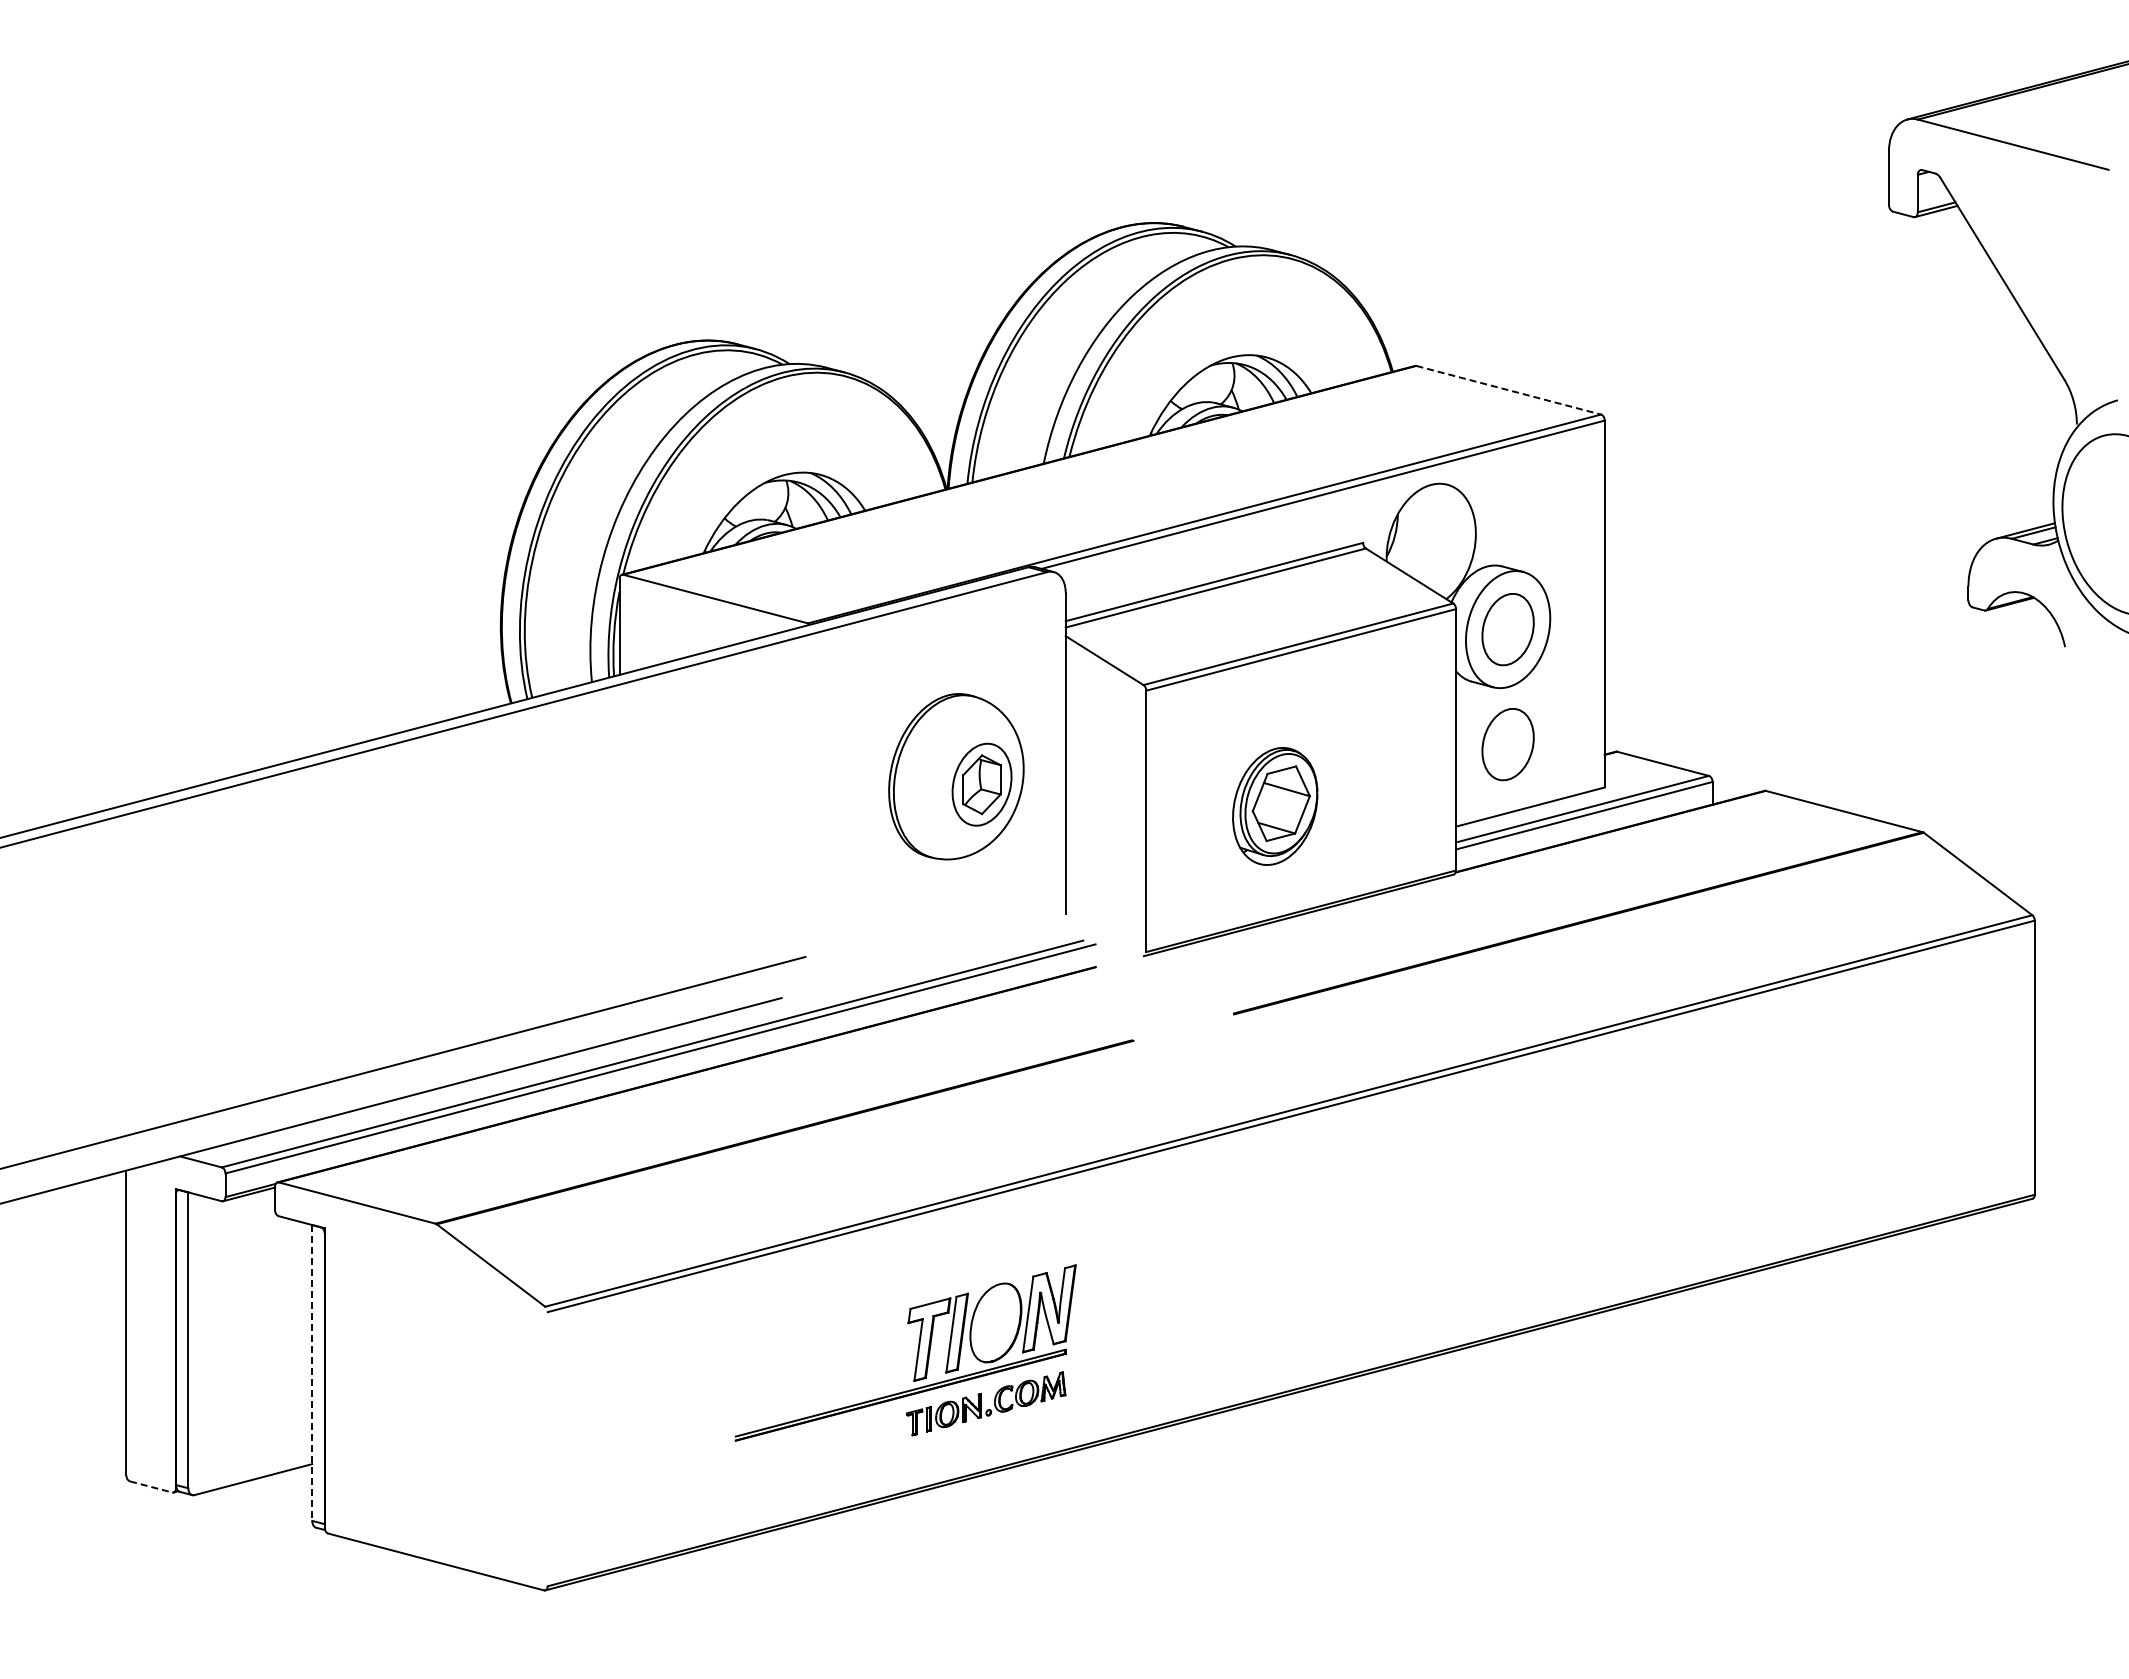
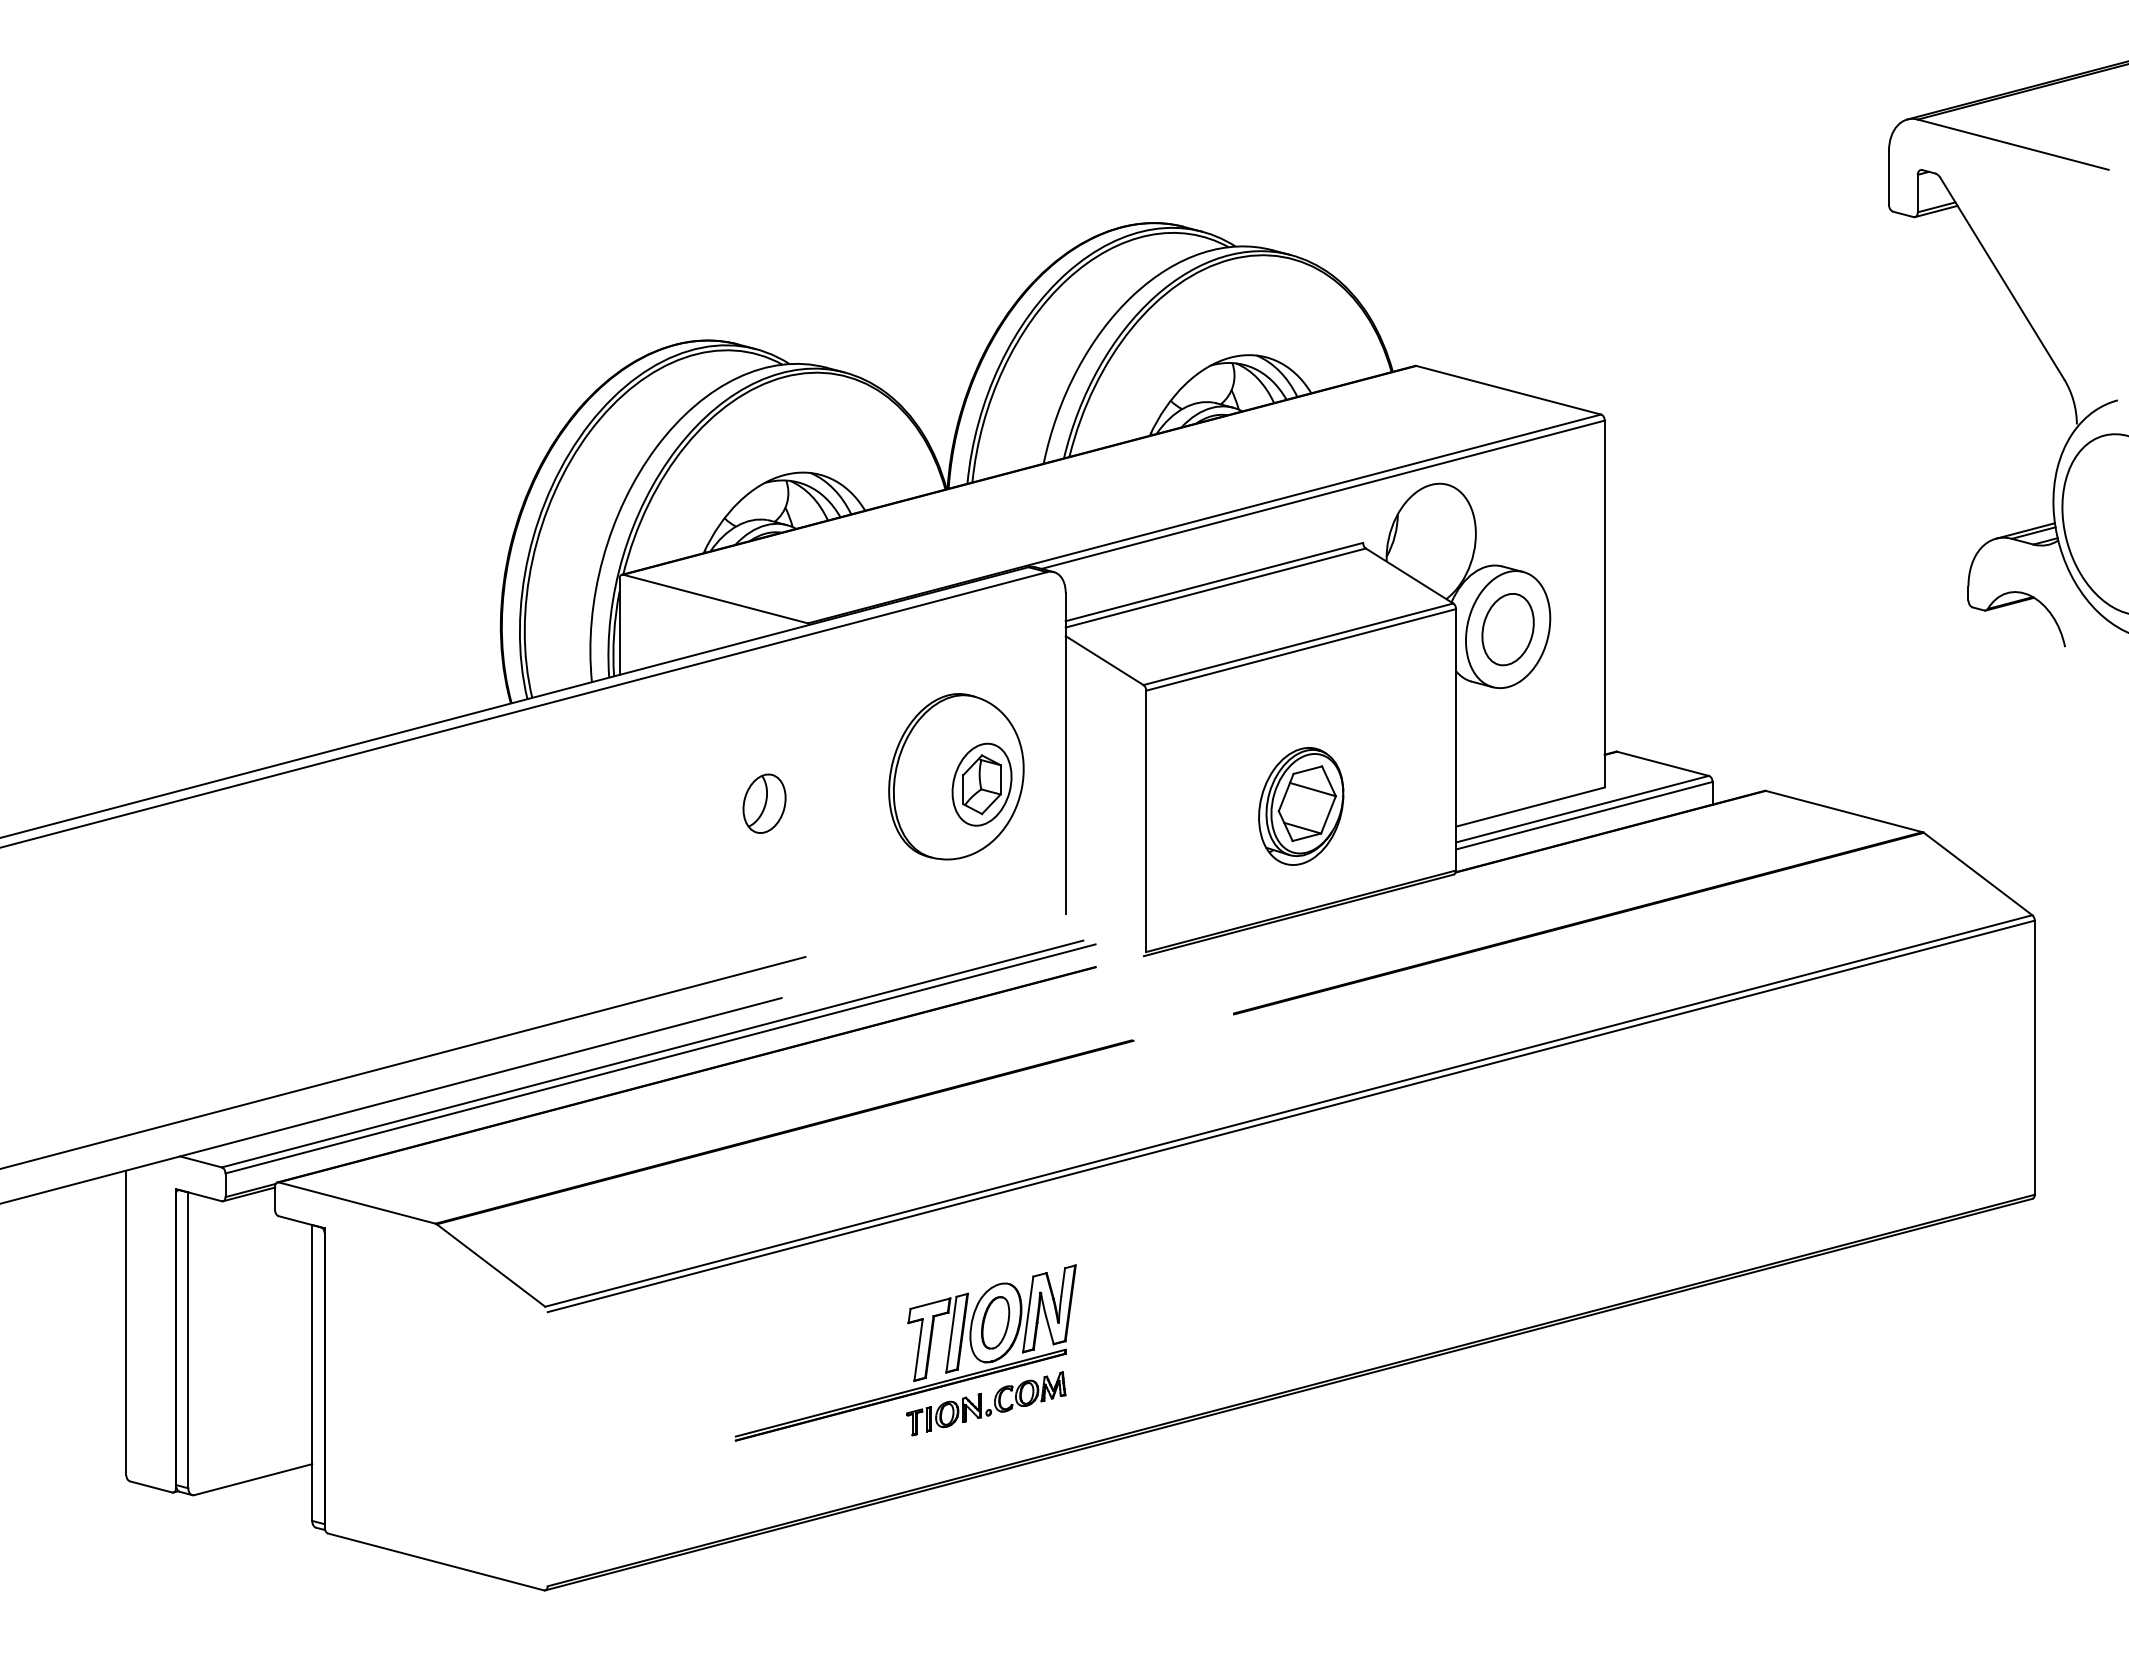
line: dashed -> solid (1509, 390)
part: present -> none (1507, 744)
part: none -> present (764, 803)
part position: (1275, 805) -> (1301, 805) (1301, 805)
part: none -> present (995, 1322)
line: dashed -> solid (312, 1372)
line: dashed -> solid (151, 1486)
